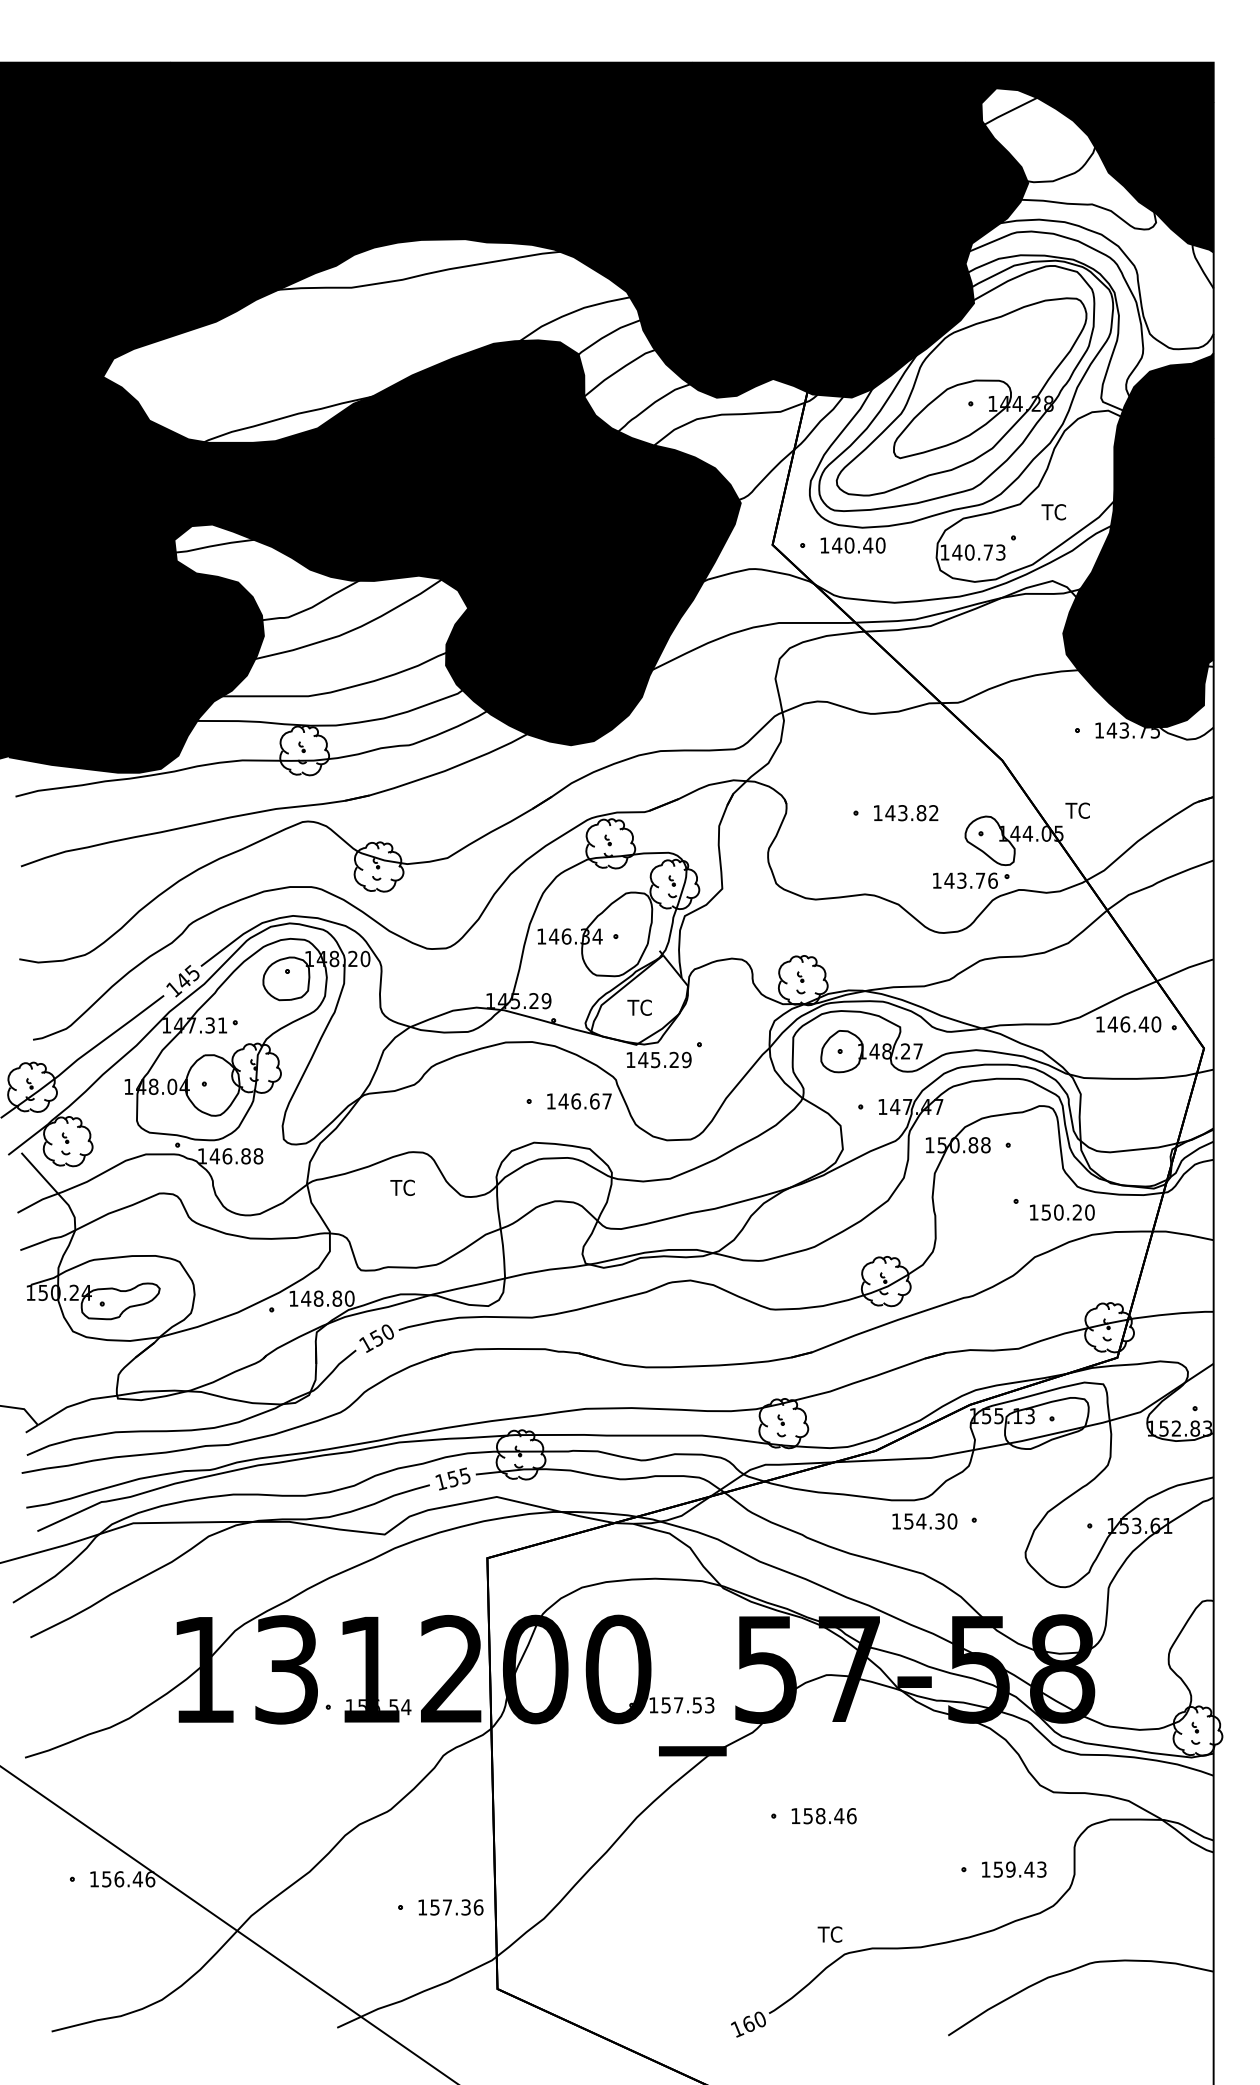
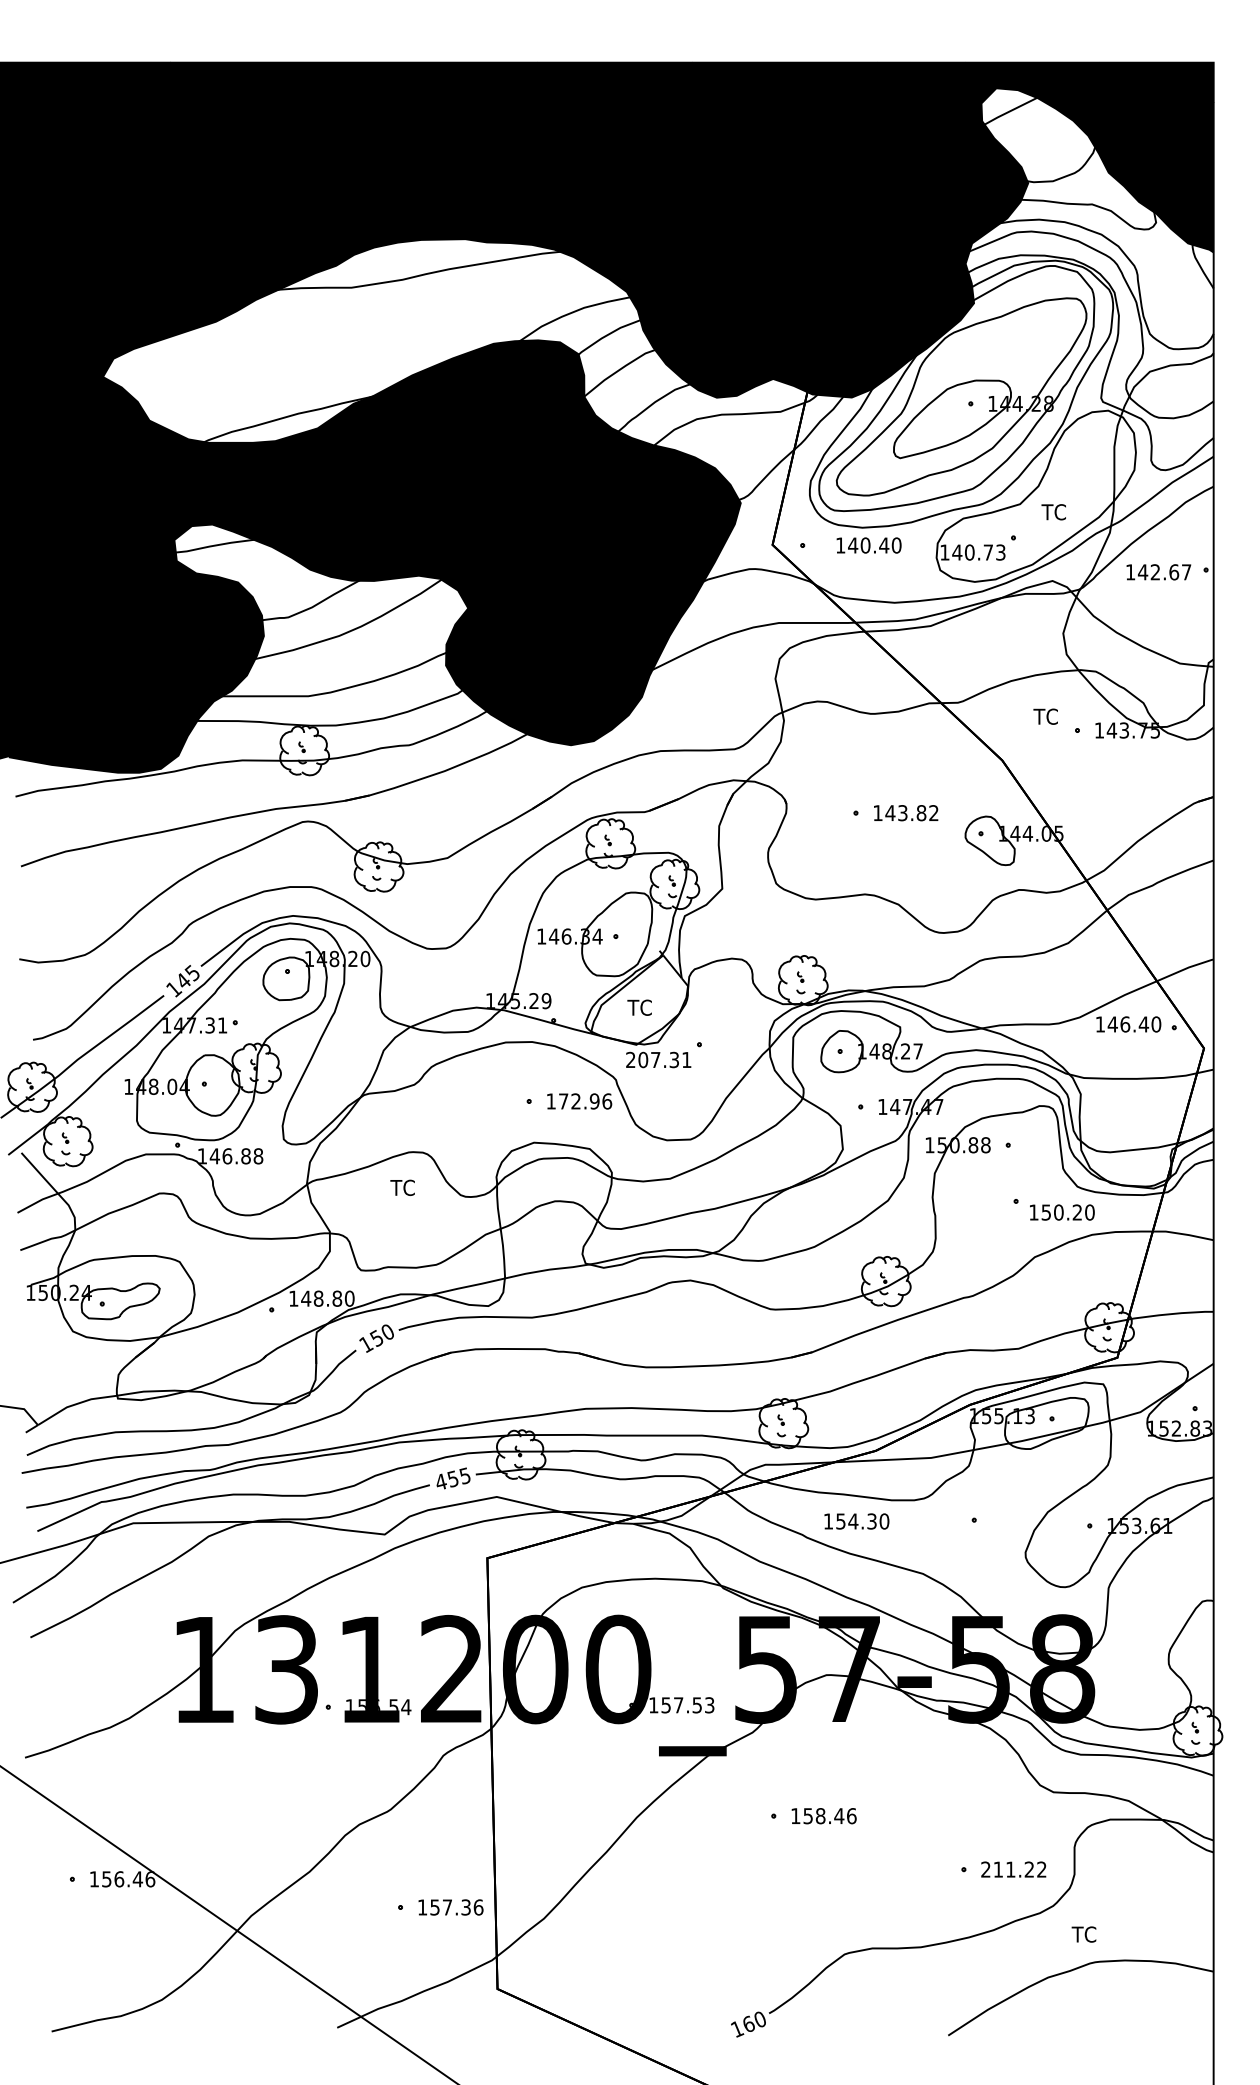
fill: present -> none (1138, 540)
text position: (852, 545) -> (868, 545) (868, 545)
text position: (1077, 810) -> (1045, 716) (1045, 716)
part: present -> none (971, 880)
text: 145.29 -> 207.31 (658, 1059)
text: 146.67 -> 172.96 (585, 1101)
text: 155 -> 455 (441, 1481)
text position: (924, 1521) -> (856, 1521) (856, 1521)
text: 159.43 -> 211.22 (1013, 1869)
text position: (829, 1934) -> (1083, 1934) (1083, 1934)
